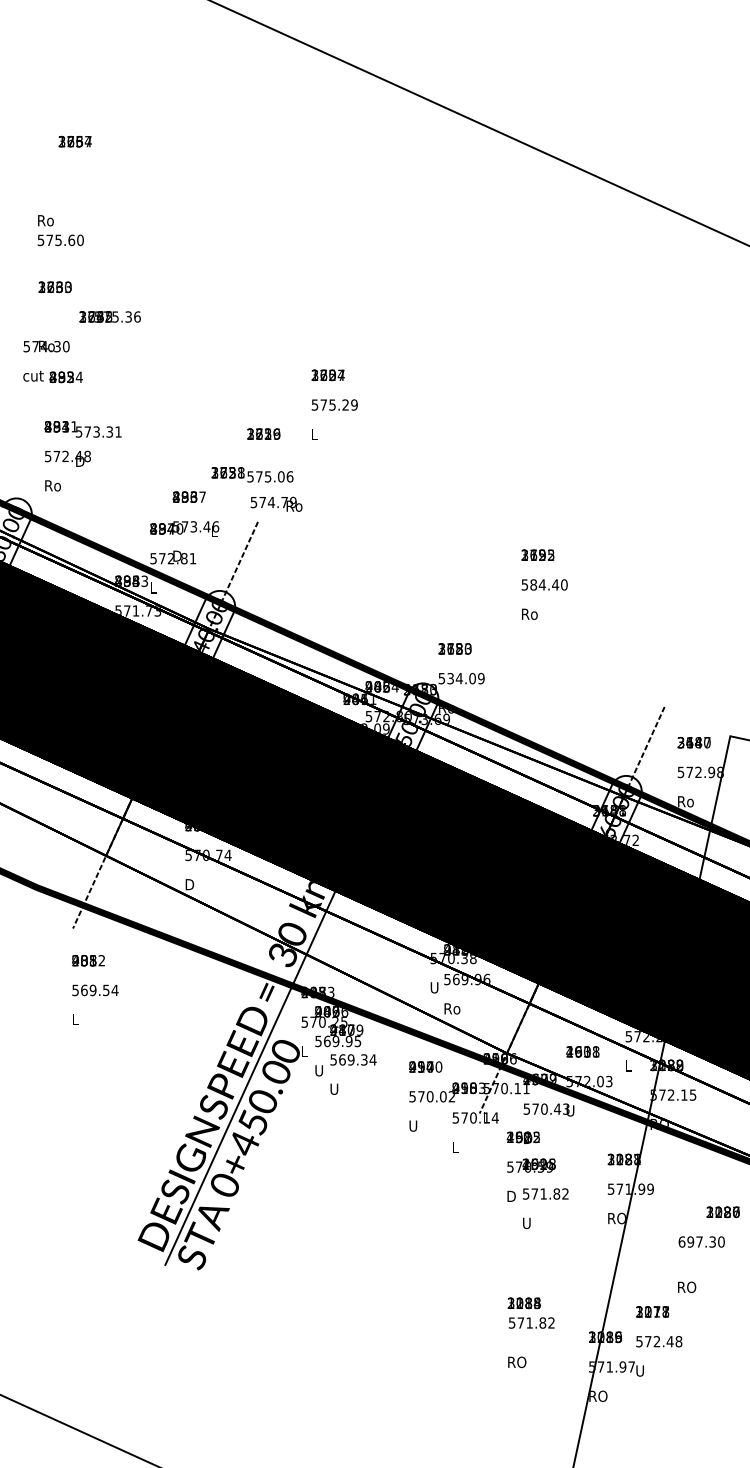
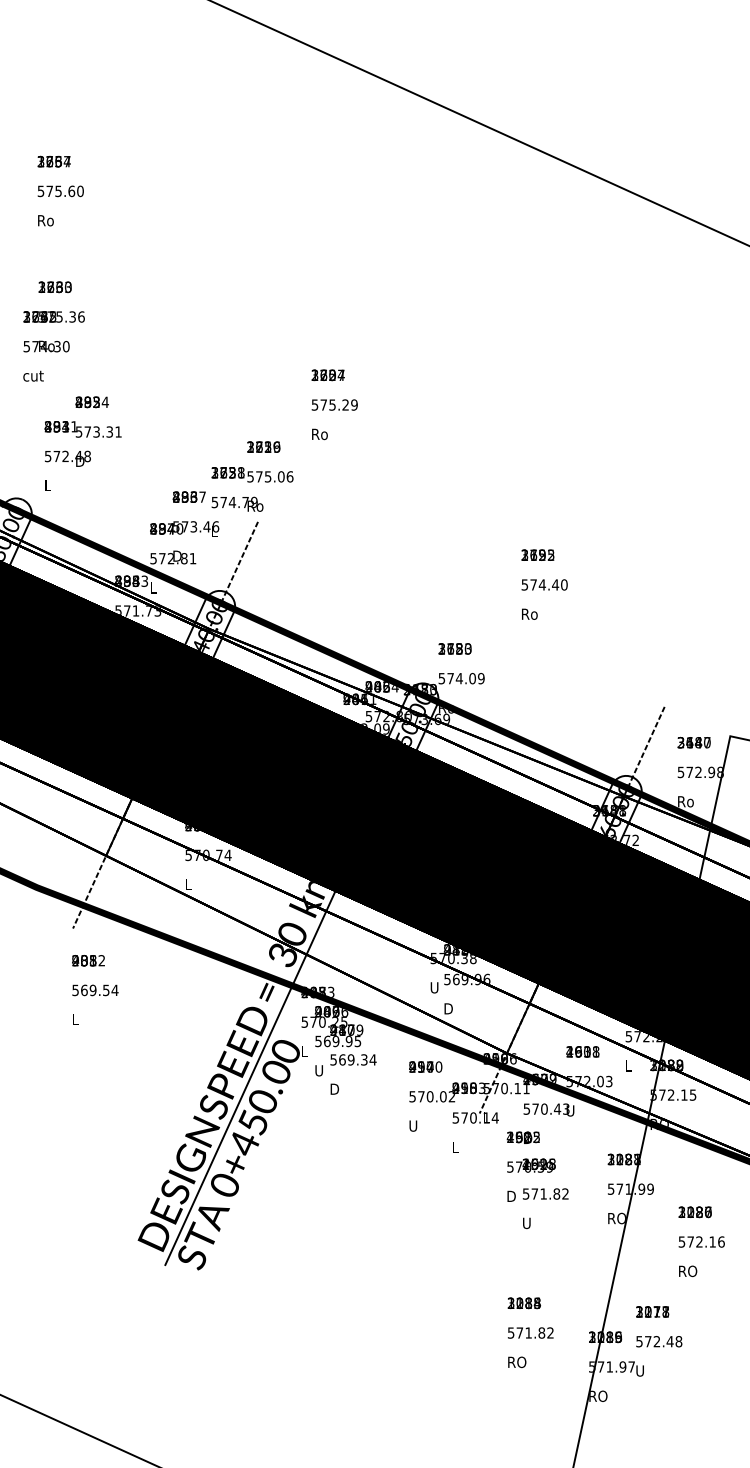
text position: (74, 141) -> (53, 161) (53, 161)
text position: (60, 240) -> (60, 191) (60, 191)
text position: (109, 316) -> (53, 316) (53, 316)
text position: (65, 377) -> (91, 402) (91, 402)
text position: (263, 433) -> (263, 446) (263, 446)
text: L -> Ro (319, 434)
text: Ro -> L (52, 485)
text position: (276, 503) -> (237, 503) (237, 503)
text: 584.40 -> 574.40 (533, 584)
text: 534.09 -> 574.09 (450, 678)
text: D -> L (189, 884)
text: Ro -> D (453, 1009)
text: U -> D (334, 1088)
text position: (722, 1212) -> (694, 1212) (694, 1212)
text: 697.30 -> 572.16 (701, 1241)
text position: (687, 1287) -> (688, 1271) (688, 1271)
text position: (531, 1322) -> (530, 1332) (530, 1332)
